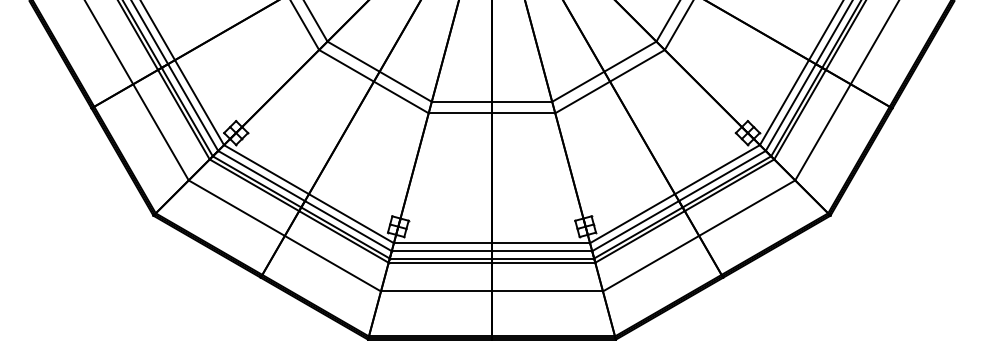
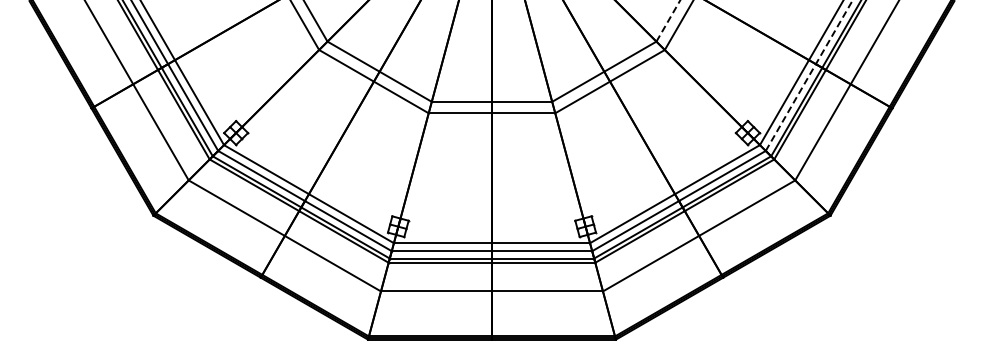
line: solid -> dashed (668, 20)
line: solid -> dashed (809, 75)
